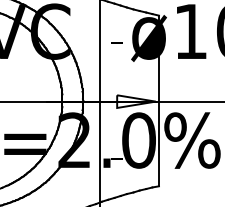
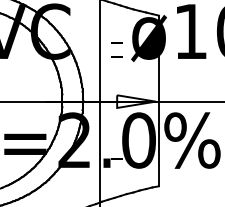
line: none -> present (116, 56)
